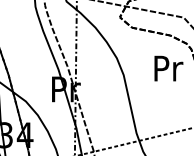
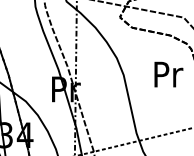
text position: (168, 68) -> (168, 74) (168, 74)
